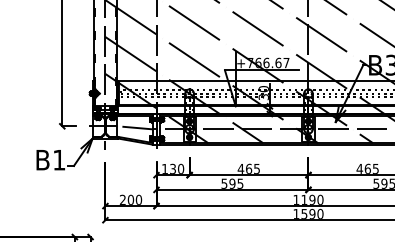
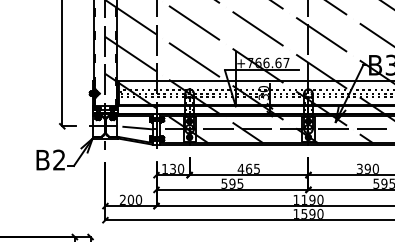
text: B1 -> B2 (59, 159)
text: 465 -> 390 (367, 168)
